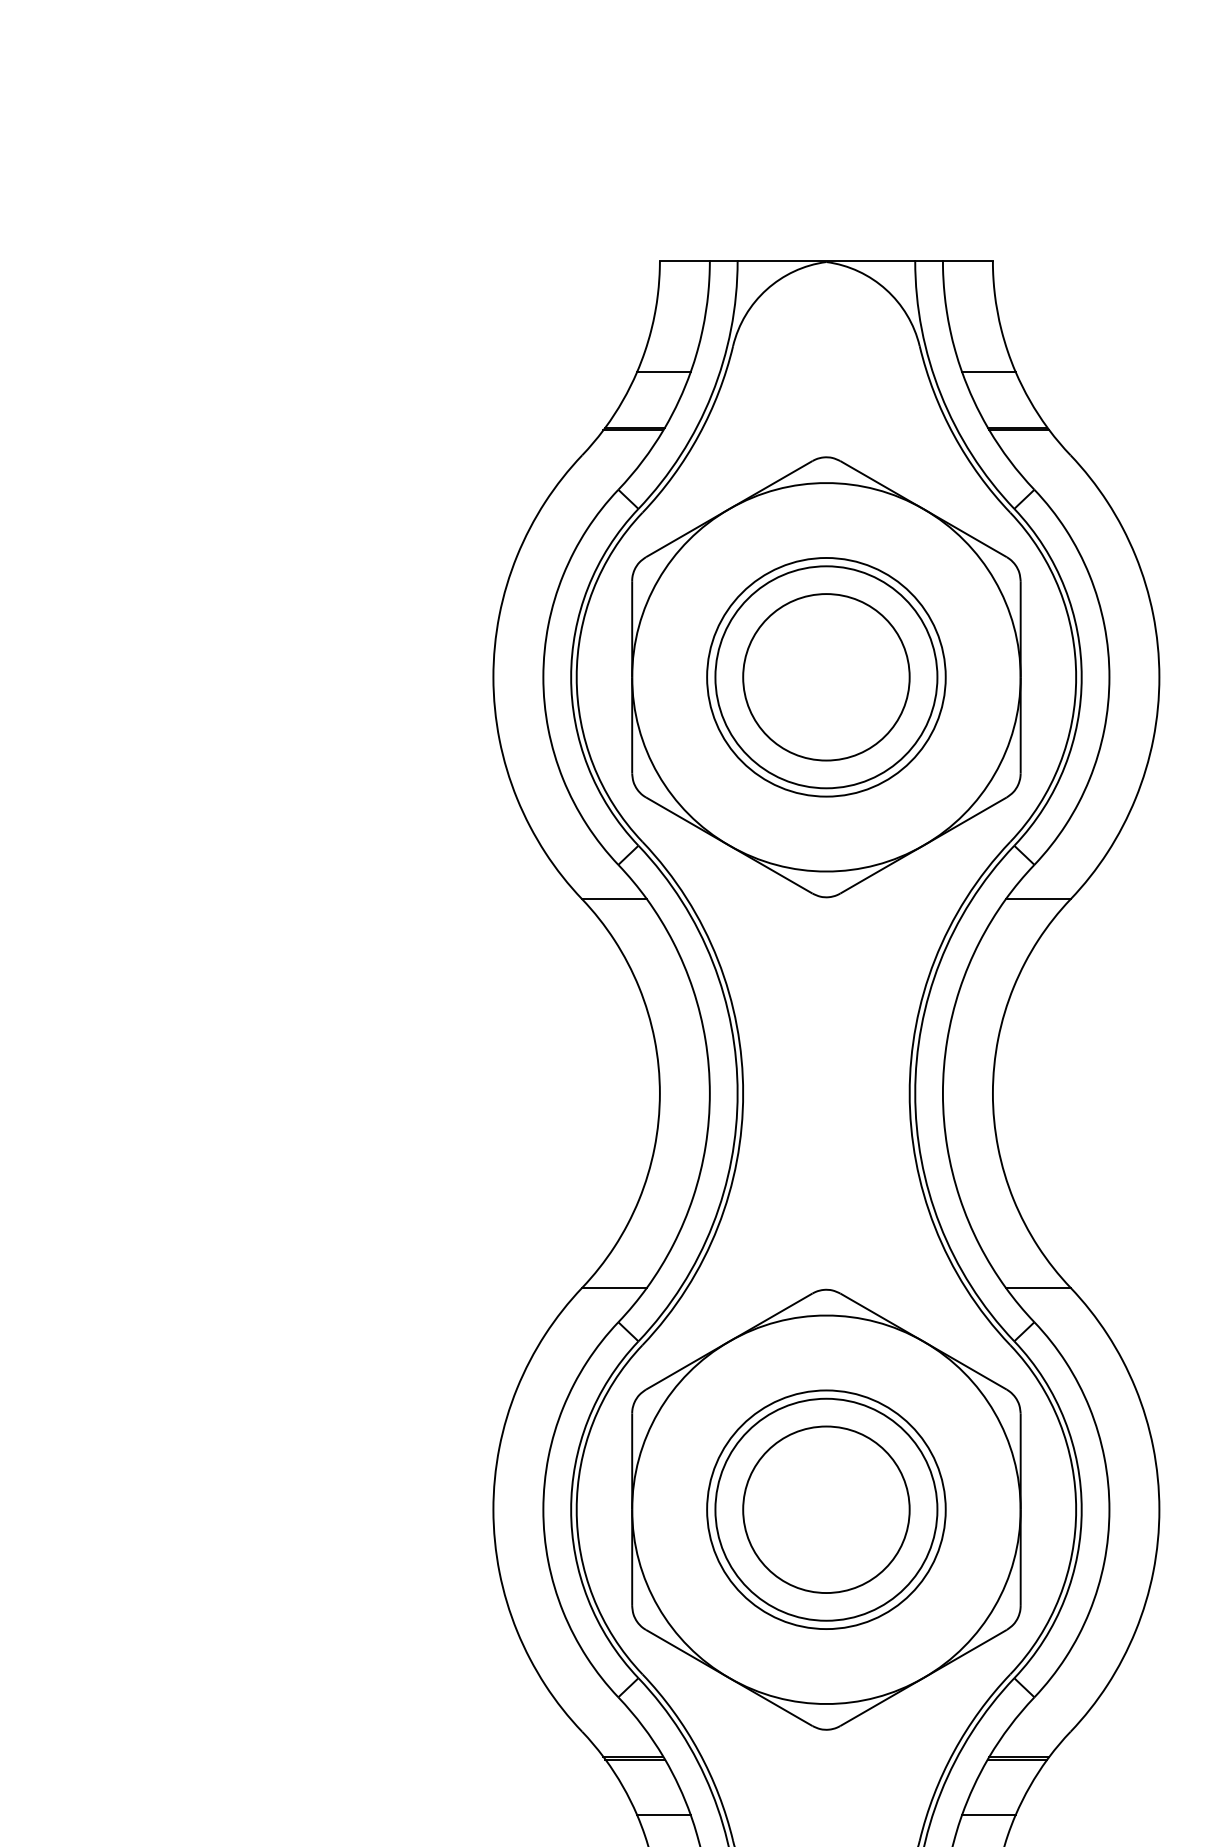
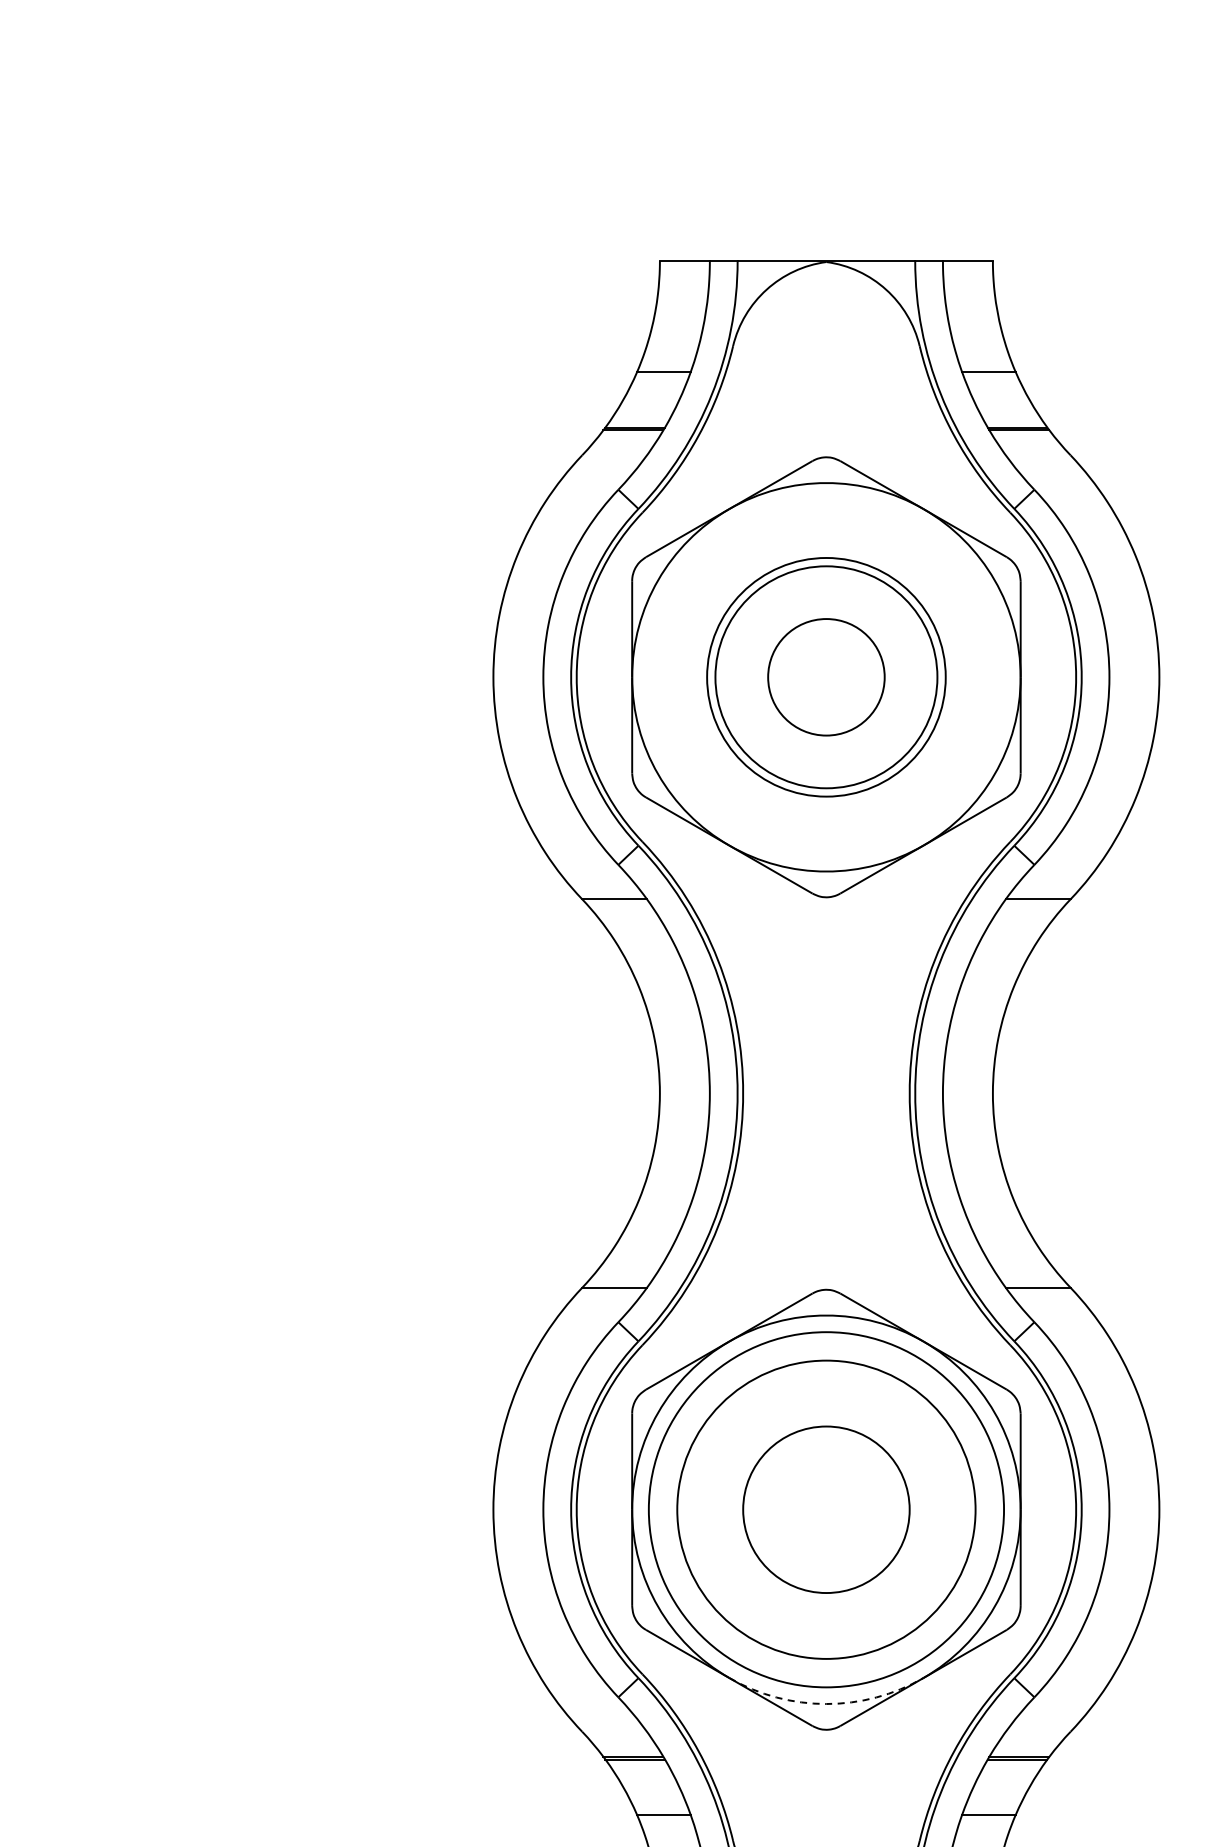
circle diameter: 166 px -> 117 px (826, 677)
circle diameter: 222 px -> 355 px (826, 1509)
circle diameter: 239 px -> 298 px (826, 1509)
arc: solid -> dashed (826, 1704)
